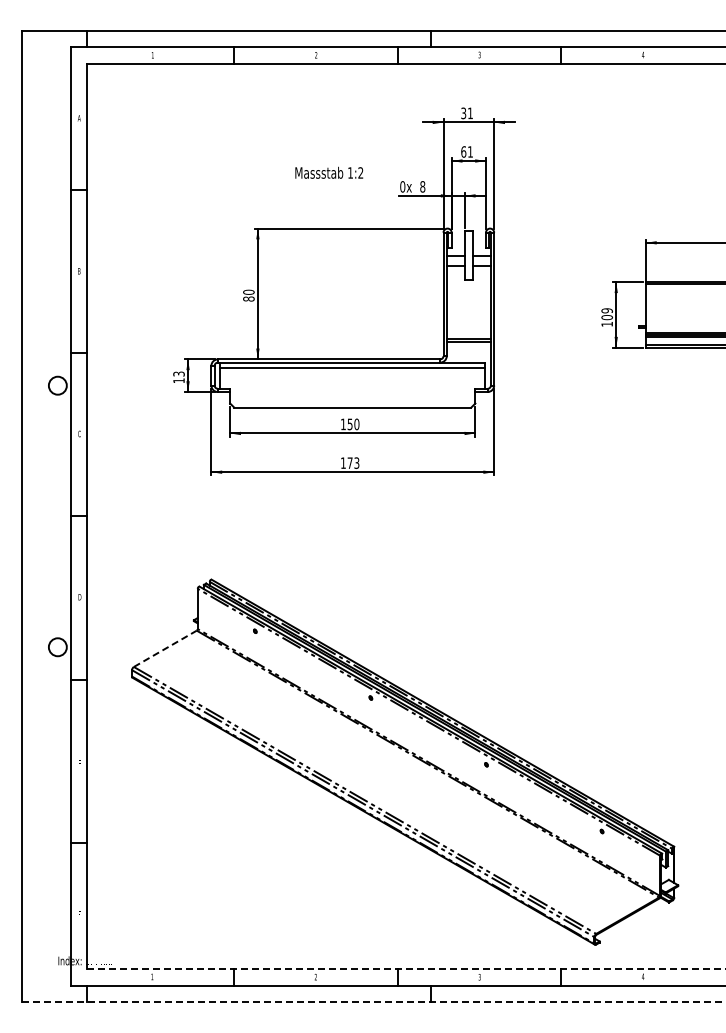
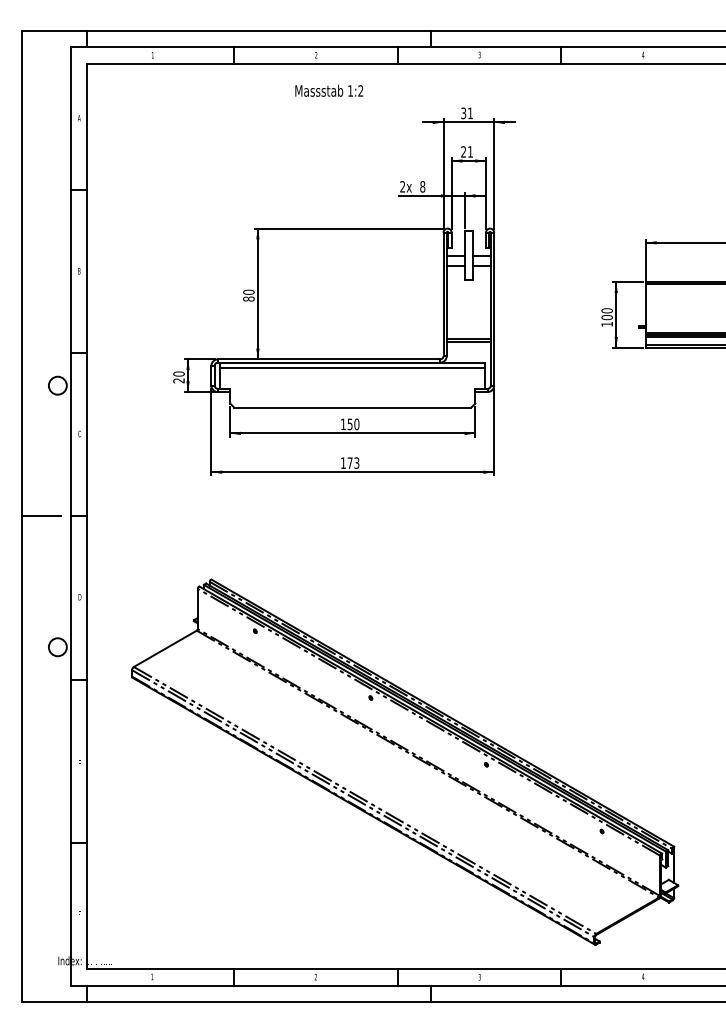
text: 61 -> 21 (463, 151)
text position: (329, 172) -> (329, 90) (329, 90)
text: 0x -> 2x (402, 186)
text: 109 -> 100 (607, 310)
text: 13 -> 20 (178, 377)
line: none -> present (41, 516)
line: dashed -> solid (165, 648)
line: dashed -> solid (406, 969)
line: dashed -> solid (373, 1002)
